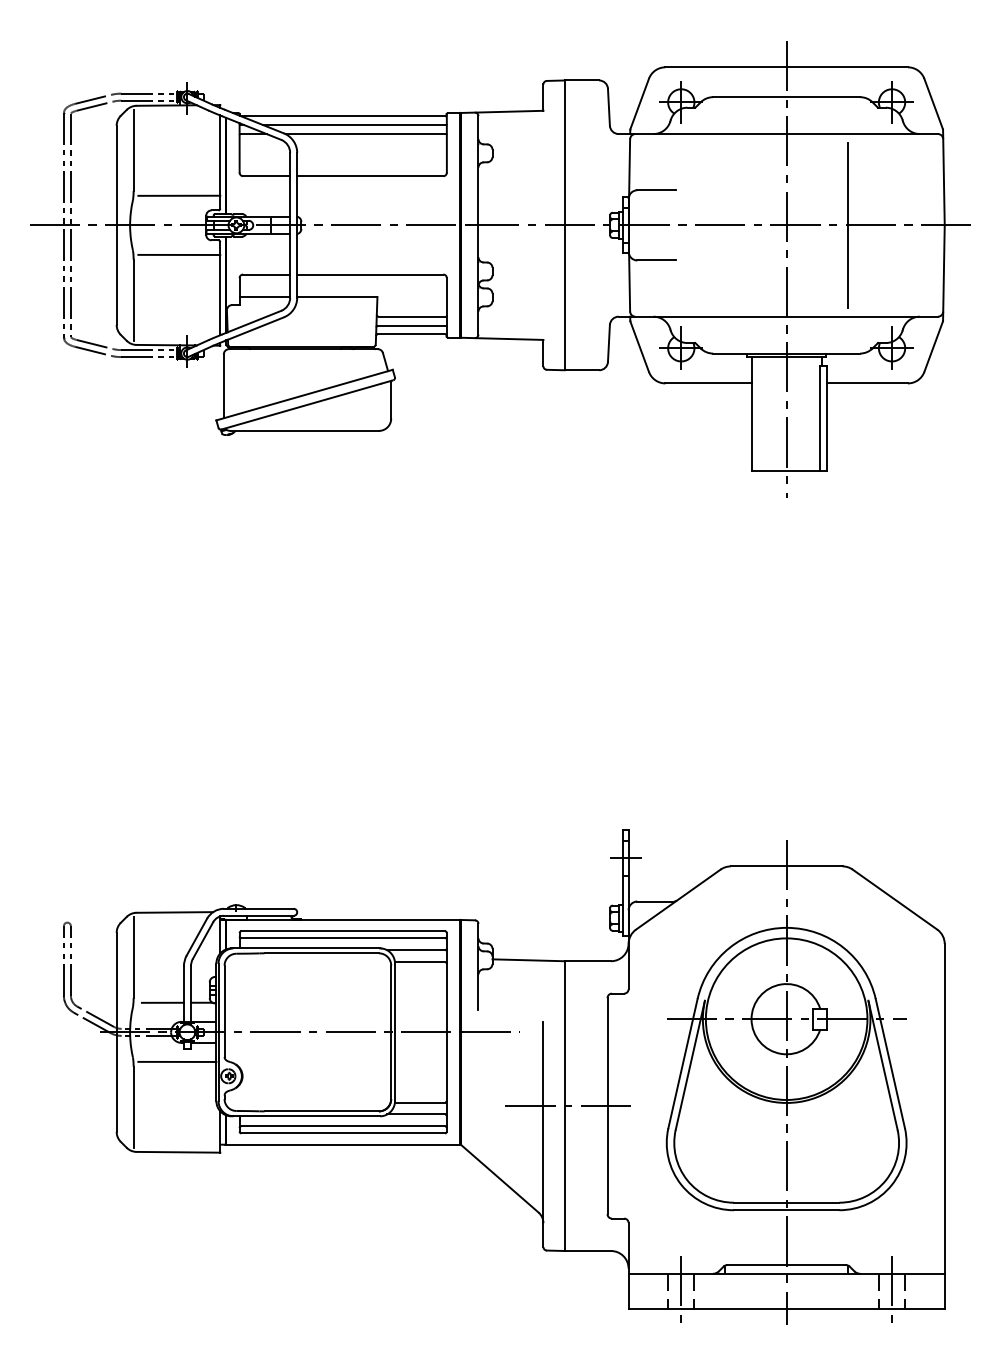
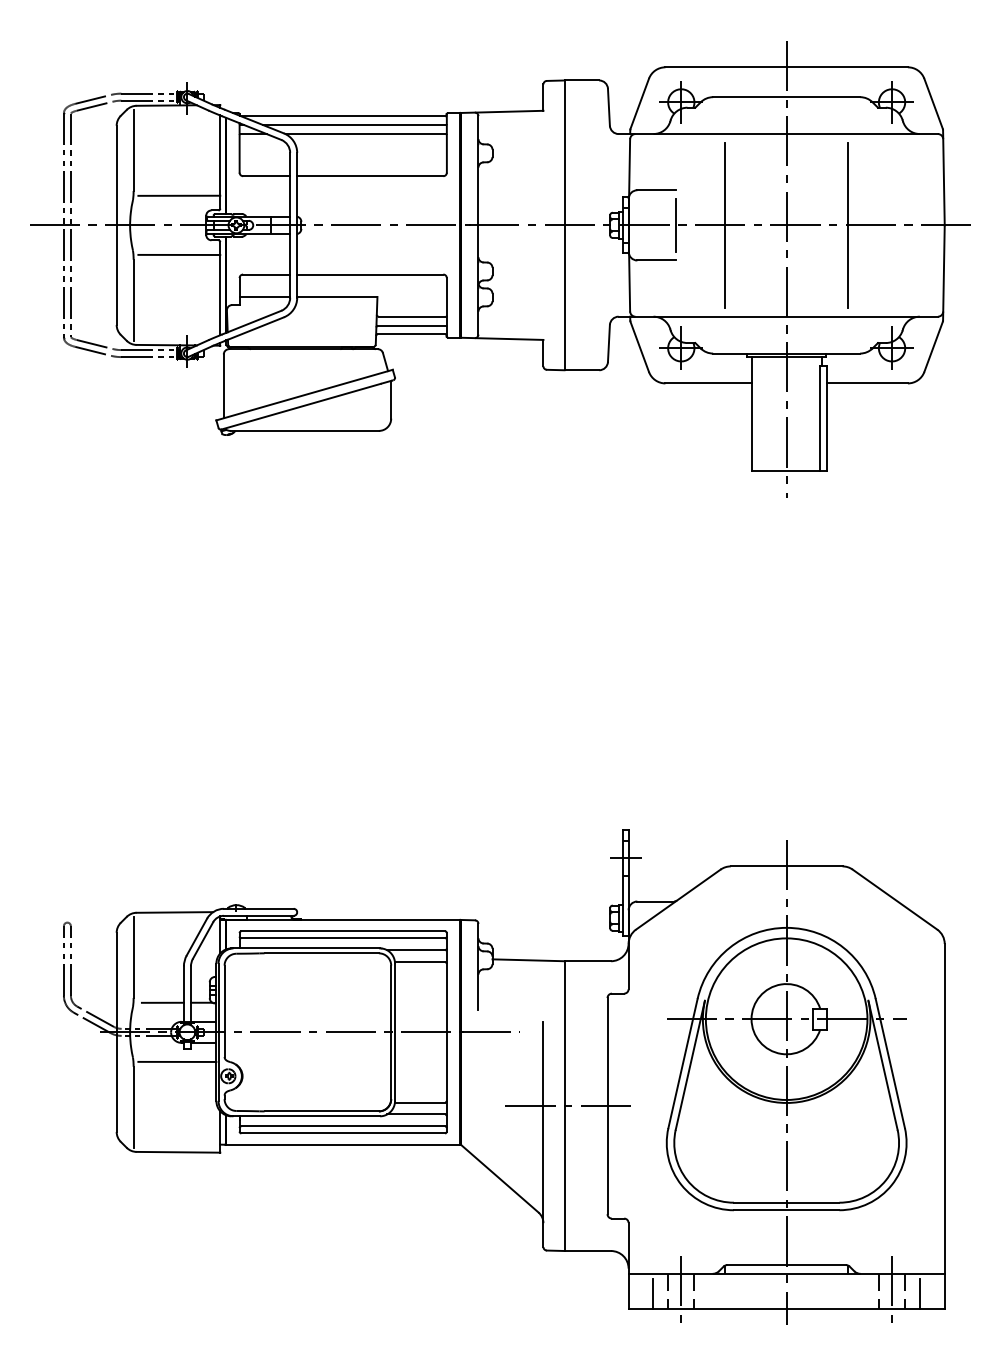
line: none -> present (725, 224)
line: none -> present (675, 225)
line: none -> present (653, 1293)
line: none -> present (920, 1293)
